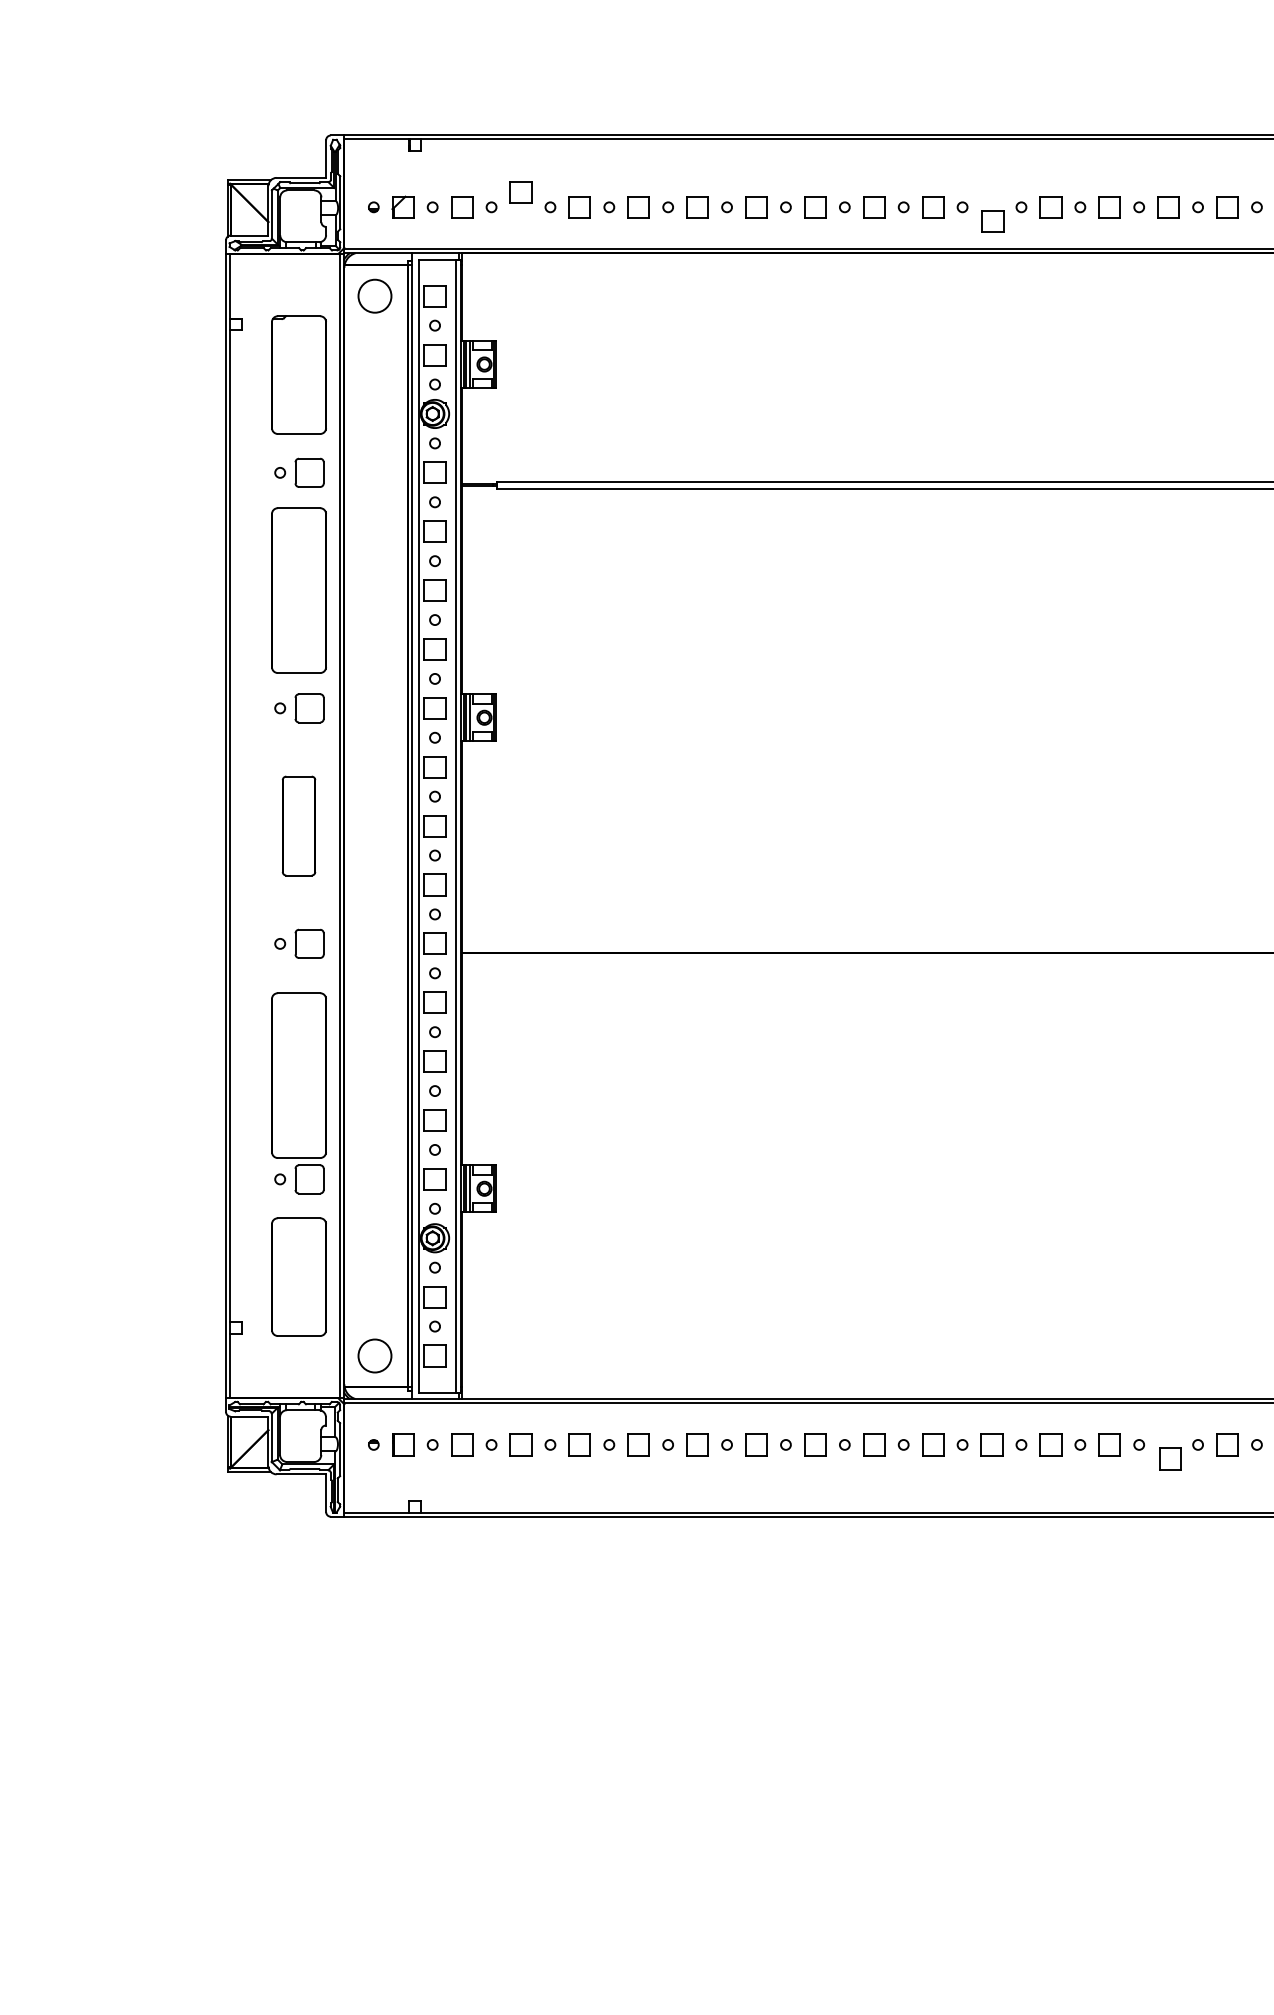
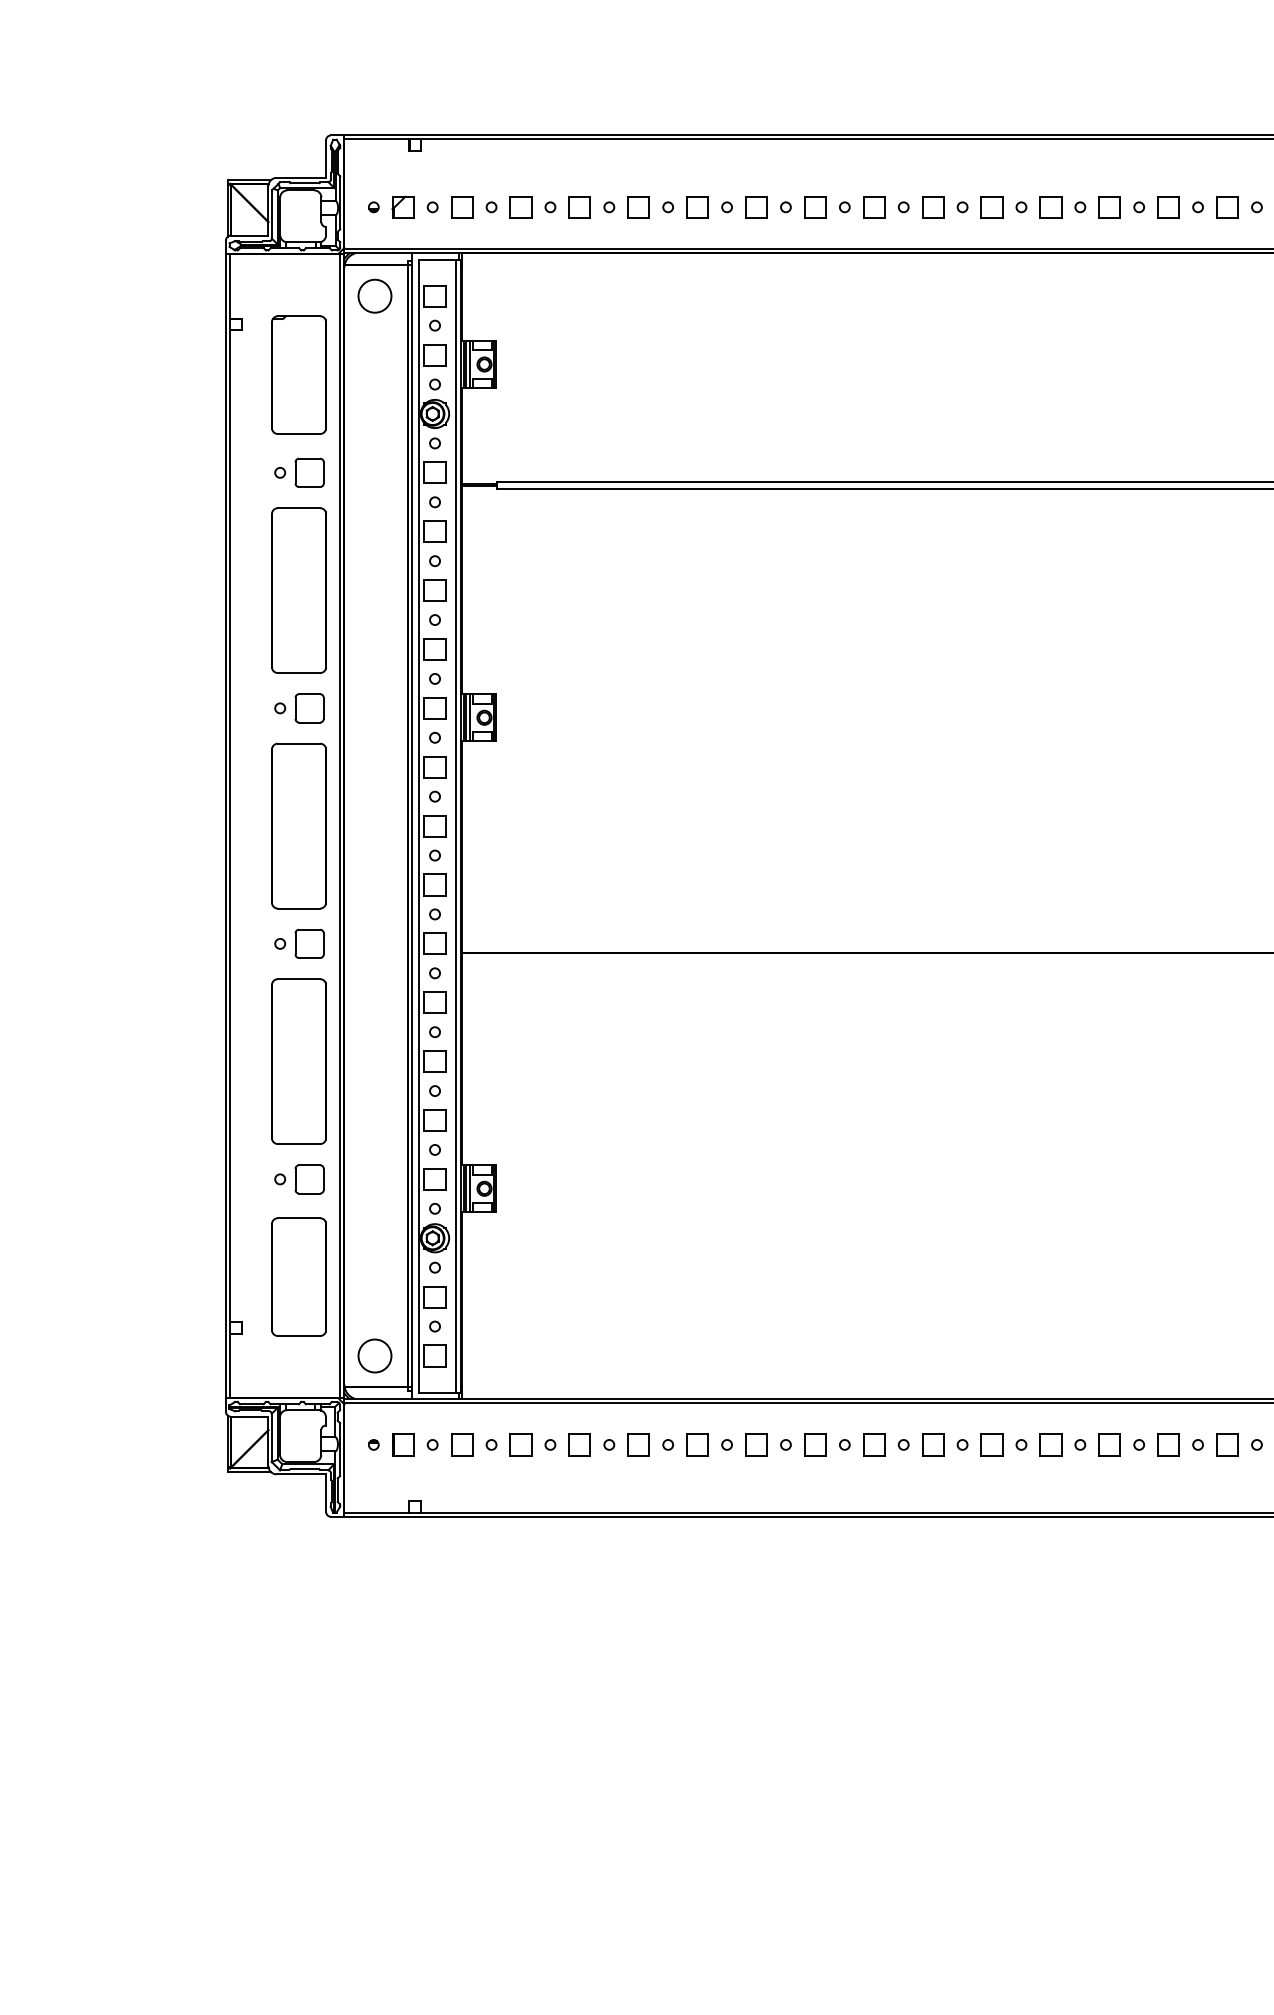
part position: (520, 192) -> (520, 207) (520, 207)
part position: (992, 221) -> (991, 207) (991, 207)
part size: 36x102 px -> 56x168 px (298, 825)
part position: (298, 1075) -> (298, 1061) (298, 1061)
part position: (1170, 1458) -> (1168, 1444) (1168, 1444)
